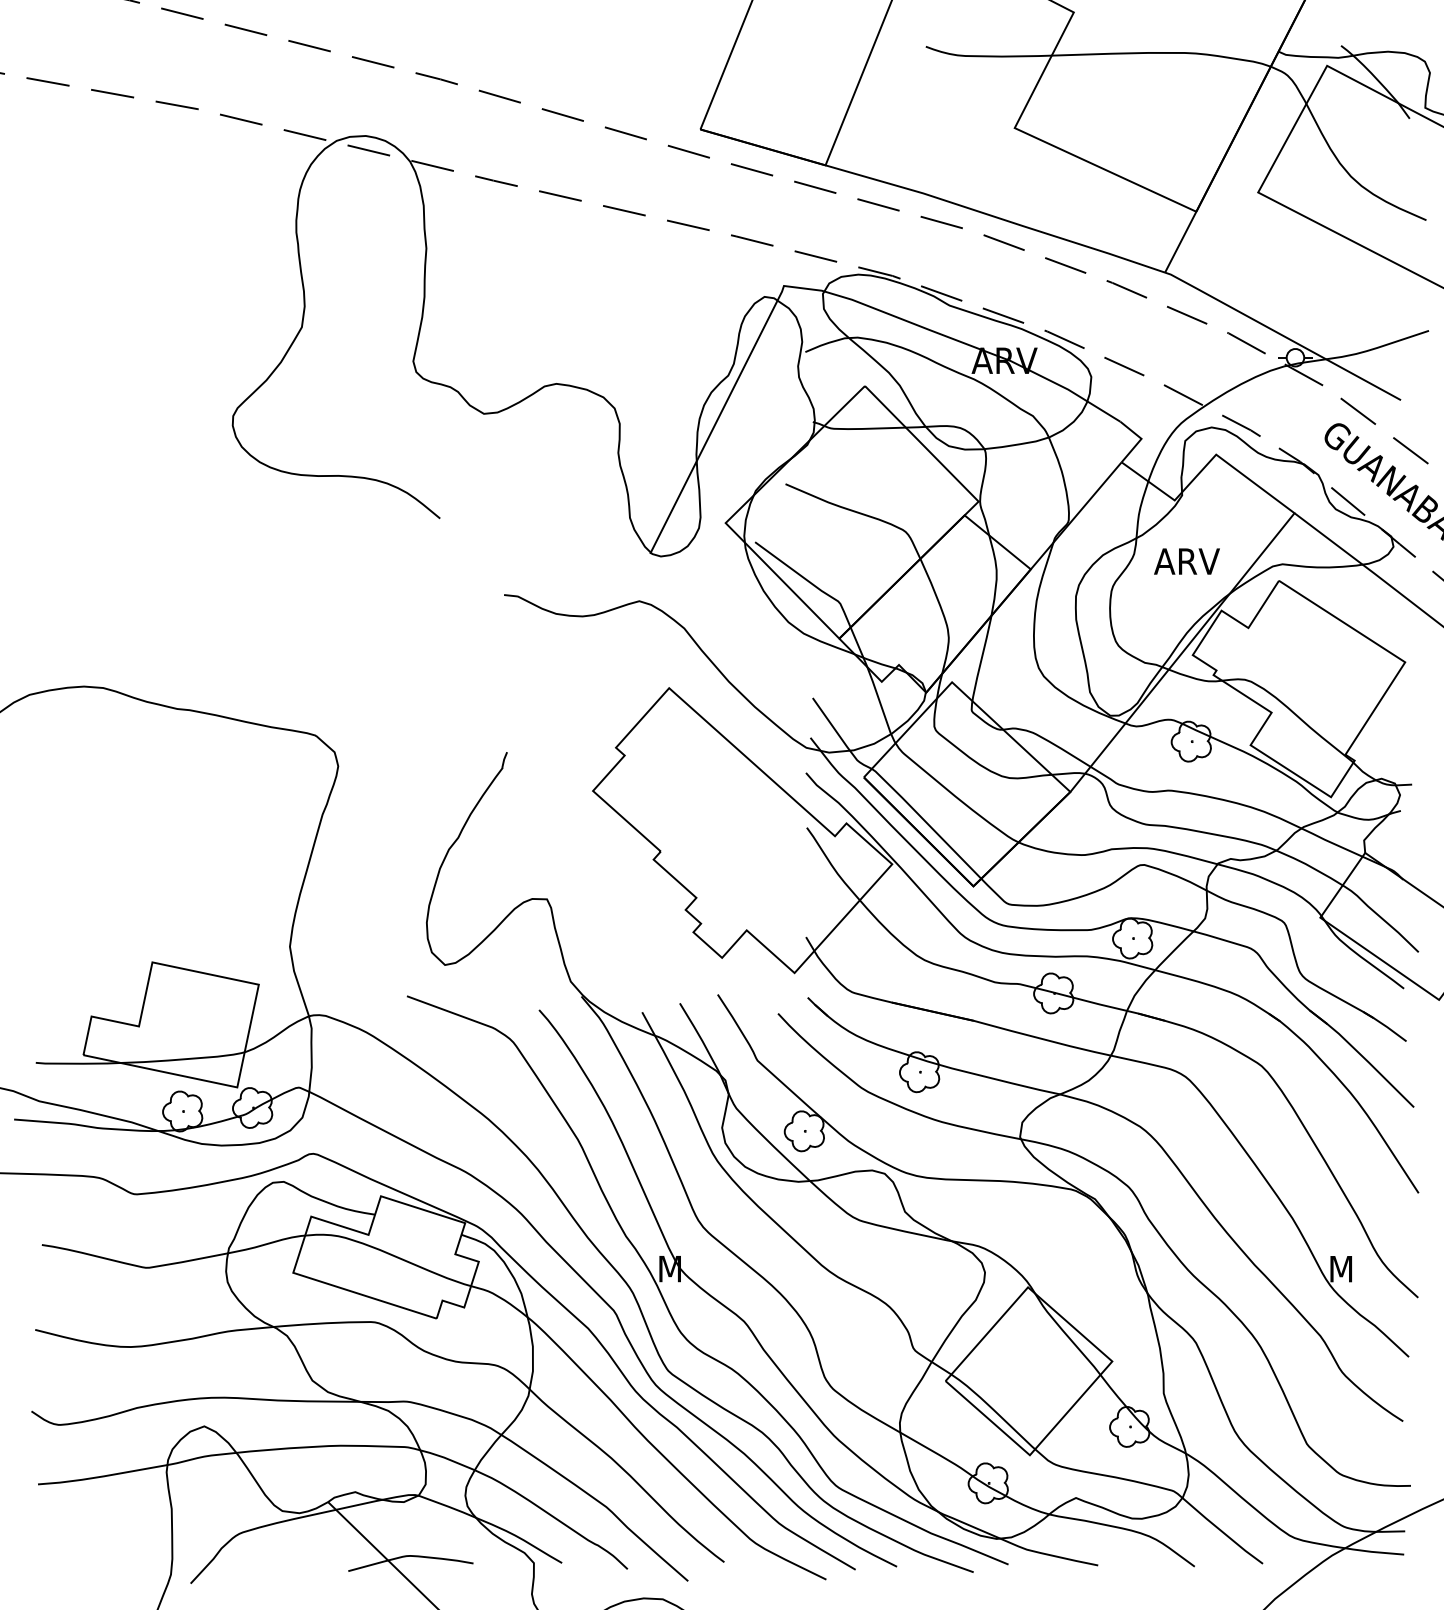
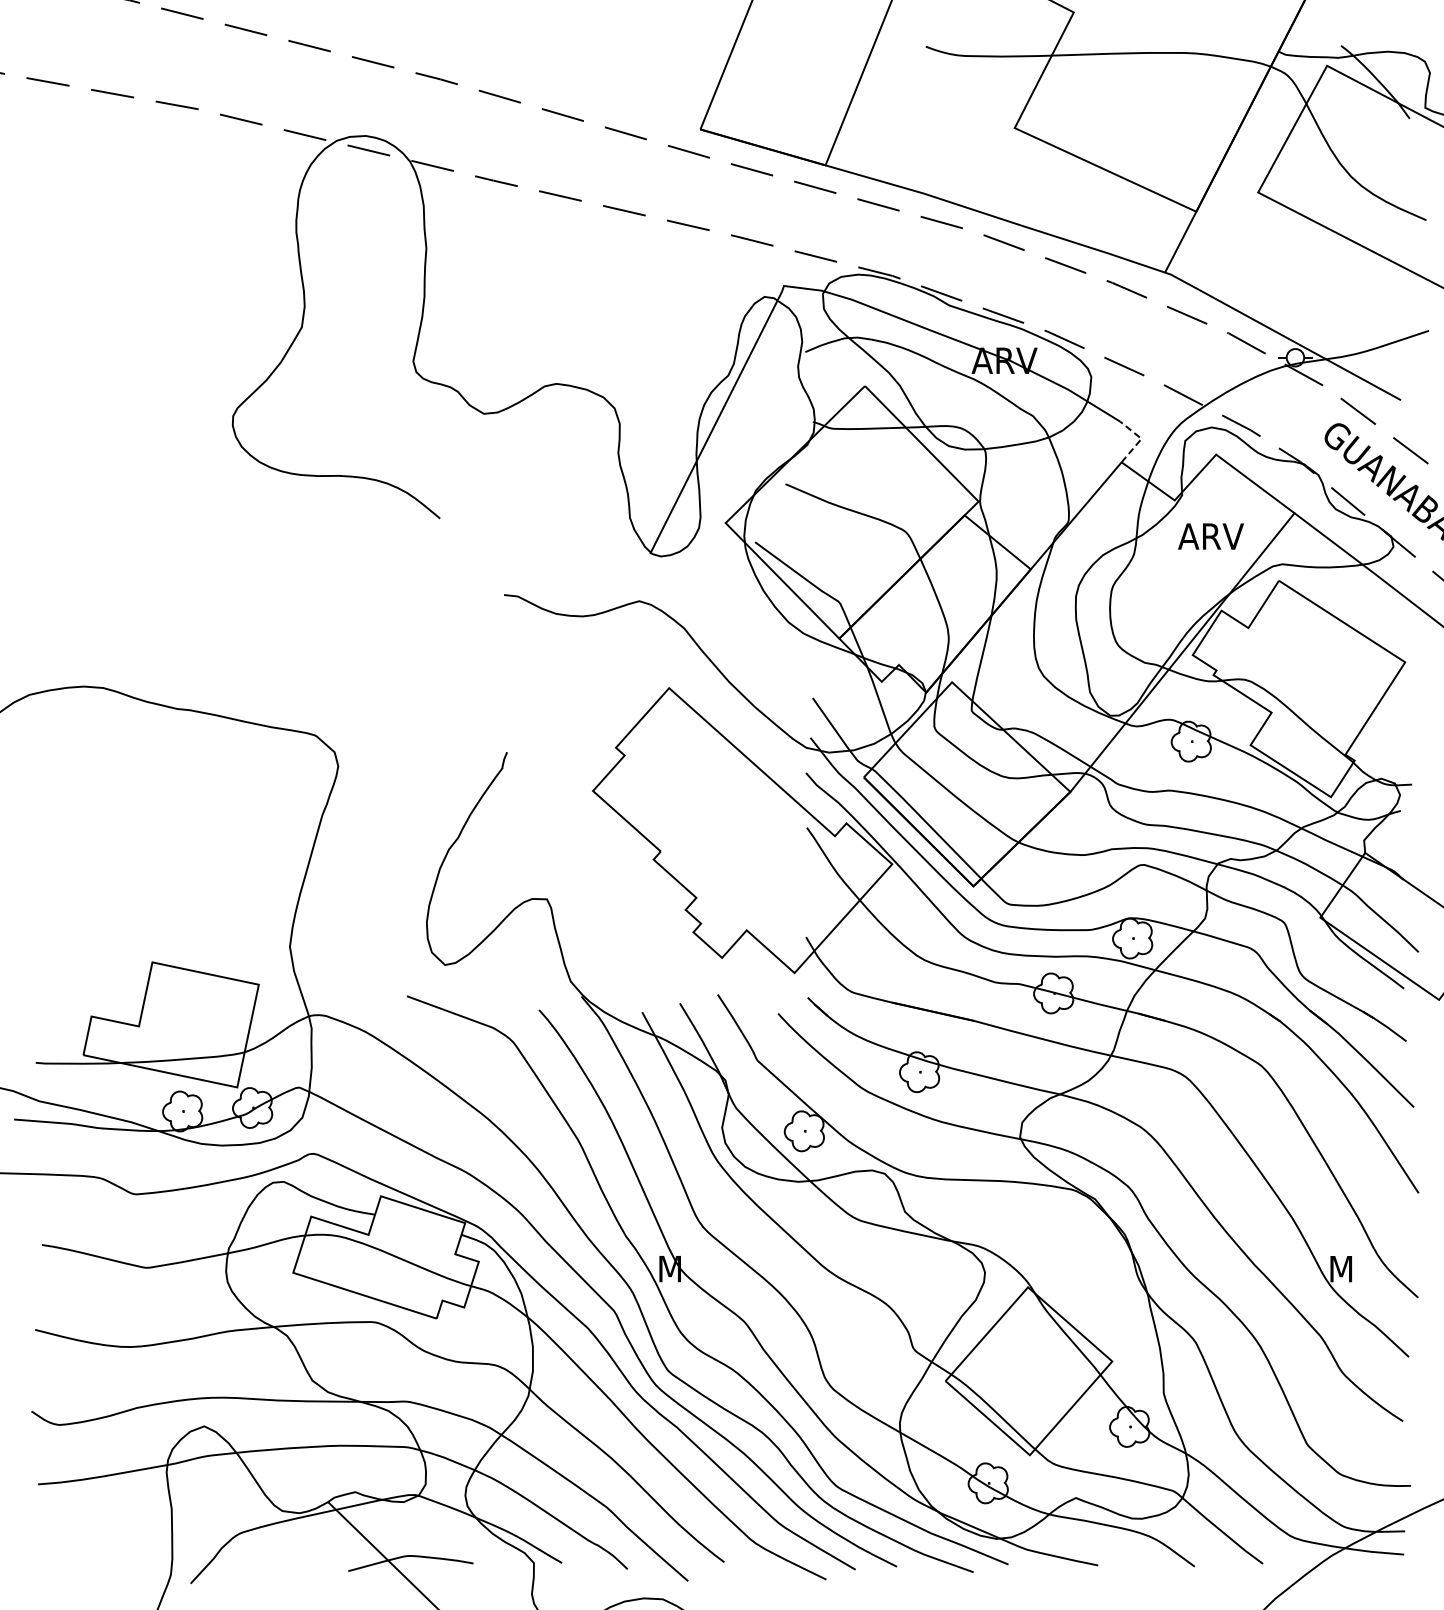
line: solid -> dashed (1140, 439)
text position: (1186, 561) -> (1210, 536) (1210, 536)
